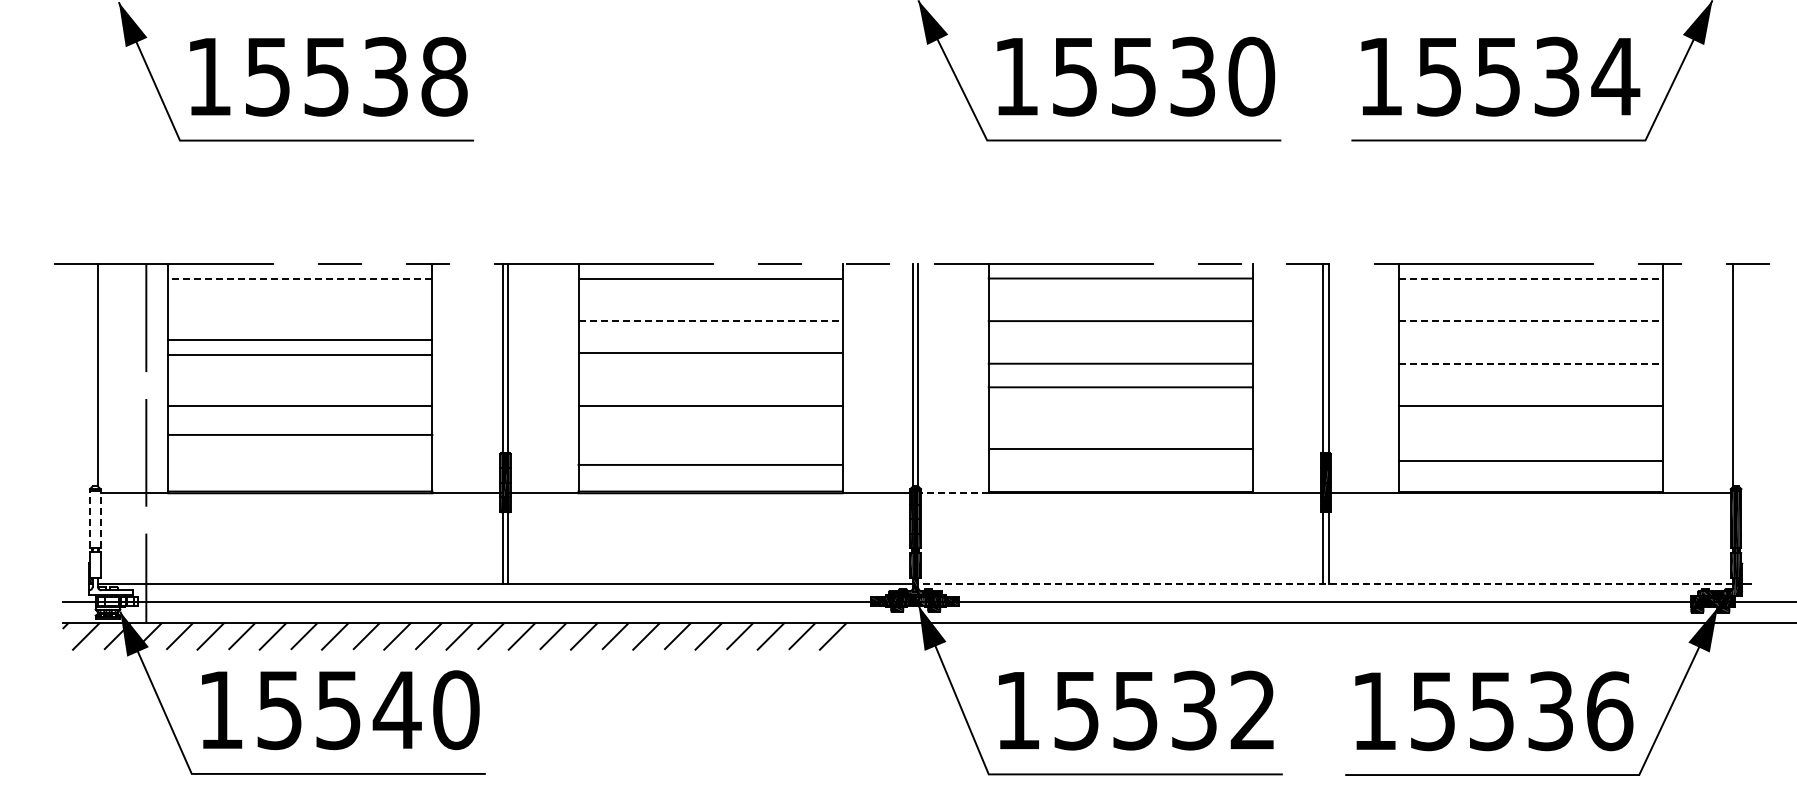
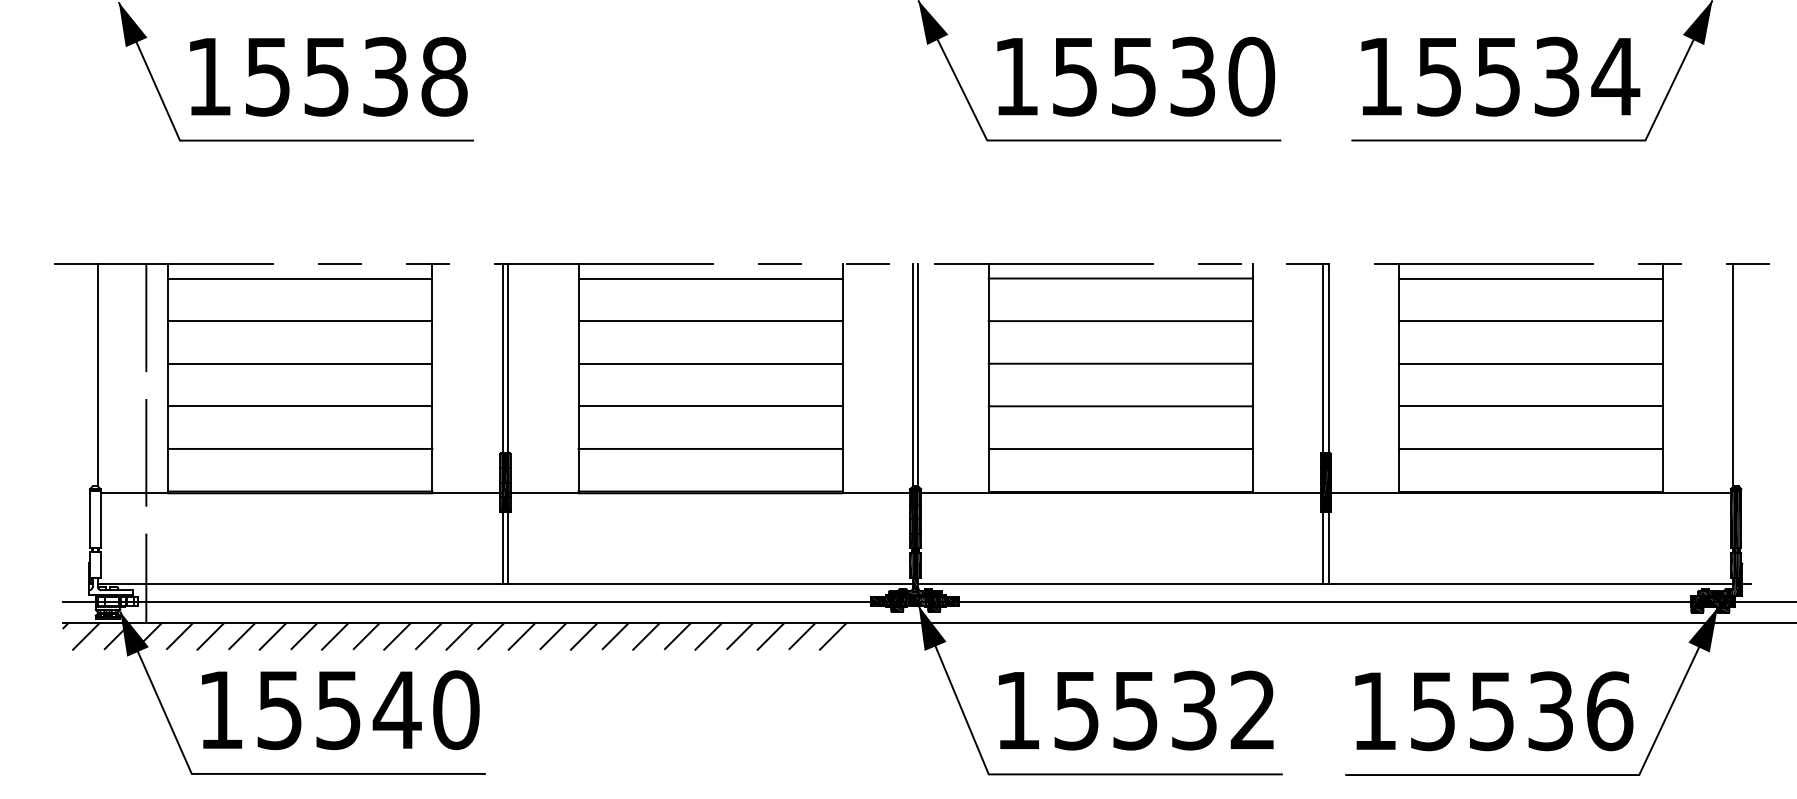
line: dashed -> solid (299, 278)
line: dashed -> solid (1531, 278)
line: dashed -> solid (711, 321)
line: dashed -> solid (1531, 321)
line position: (300, 339) -> (300, 363) (300, 363)
line position: (710, 352) -> (710, 363) (710, 363)
line position: (300, 355) -> (300, 321) (300, 321)
line: dashed -> solid (1531, 363)
line position: (1120, 387) -> (1120, 406) (1120, 406)
line position: (300, 434) -> (300, 448) (300, 448)
line position: (1530, 460) -> (1530, 448) (1530, 448)
line position: (710, 464) -> (710, 448) (710, 448)
line: dashed -> solid (954, 493)
line: dashed -> solid (90, 517)
line: dashed -> solid (100, 517)
line: dashed -> solid (1325, 583)
